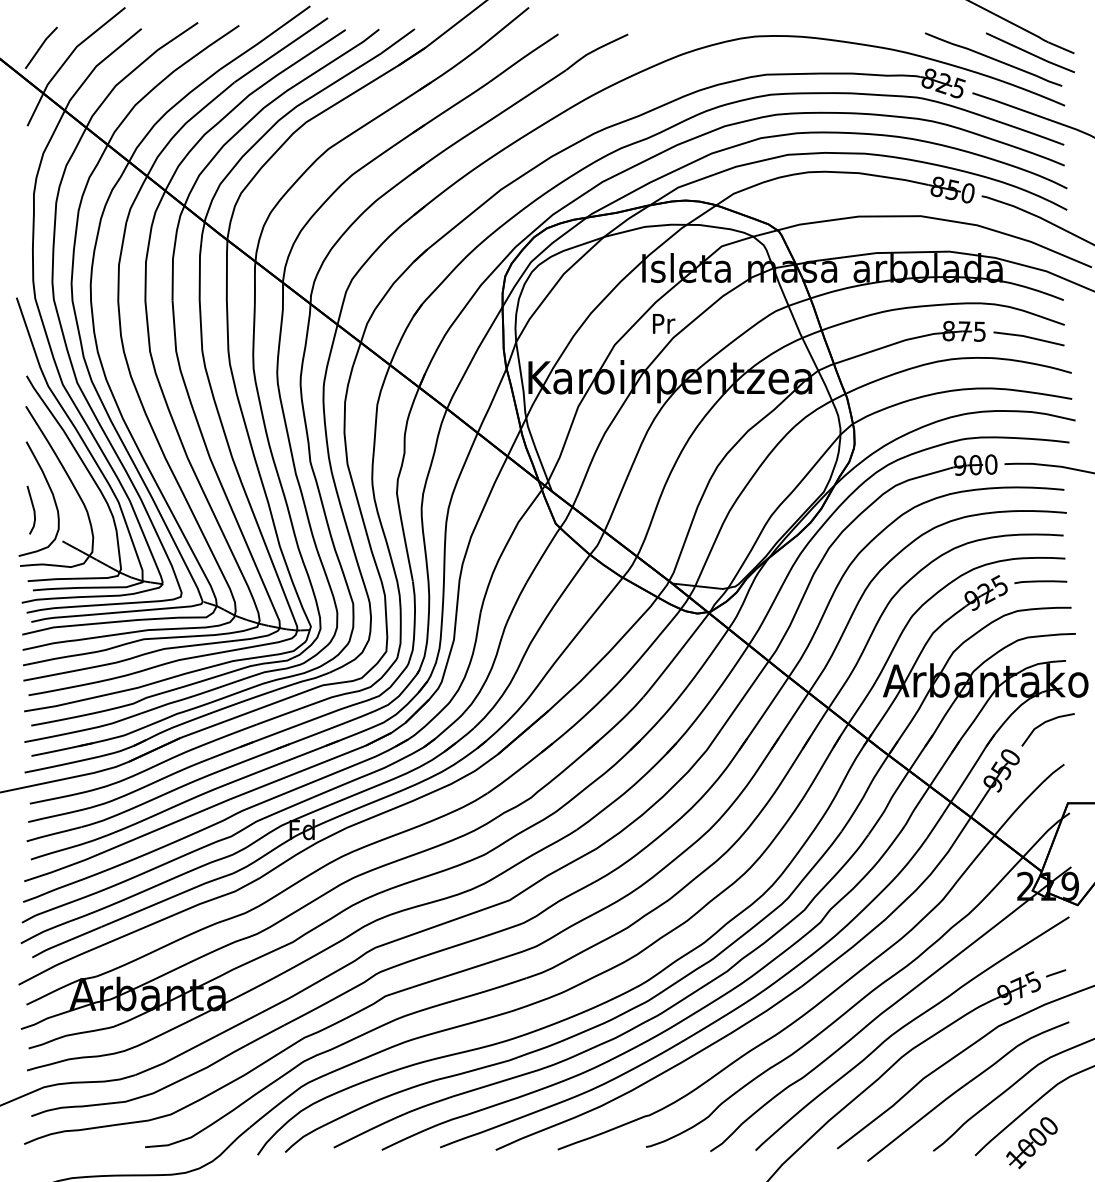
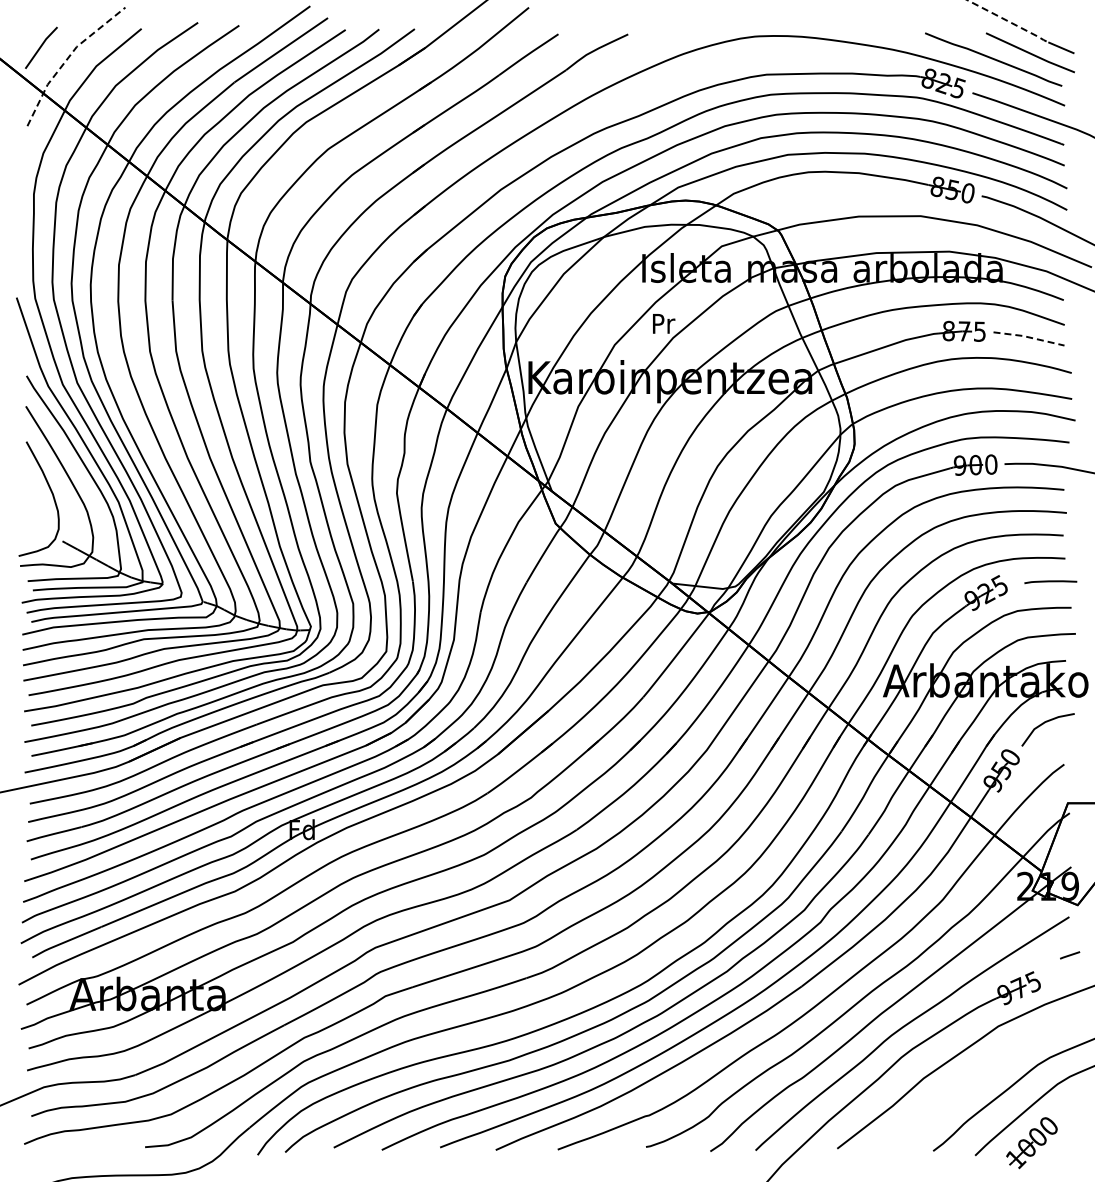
line: solid -> dashed (1009, 21)
line: solid -> dashed (67, 59)
line: solid -> dashed (1028, 337)
line: present -> none (32, 508)
line position: (1040, 581) -> (1050, 581) (1050, 581)
line position: (1056, 973) -> (1070, 955) (1070, 955)
curve: present -> none (965, 1086)
